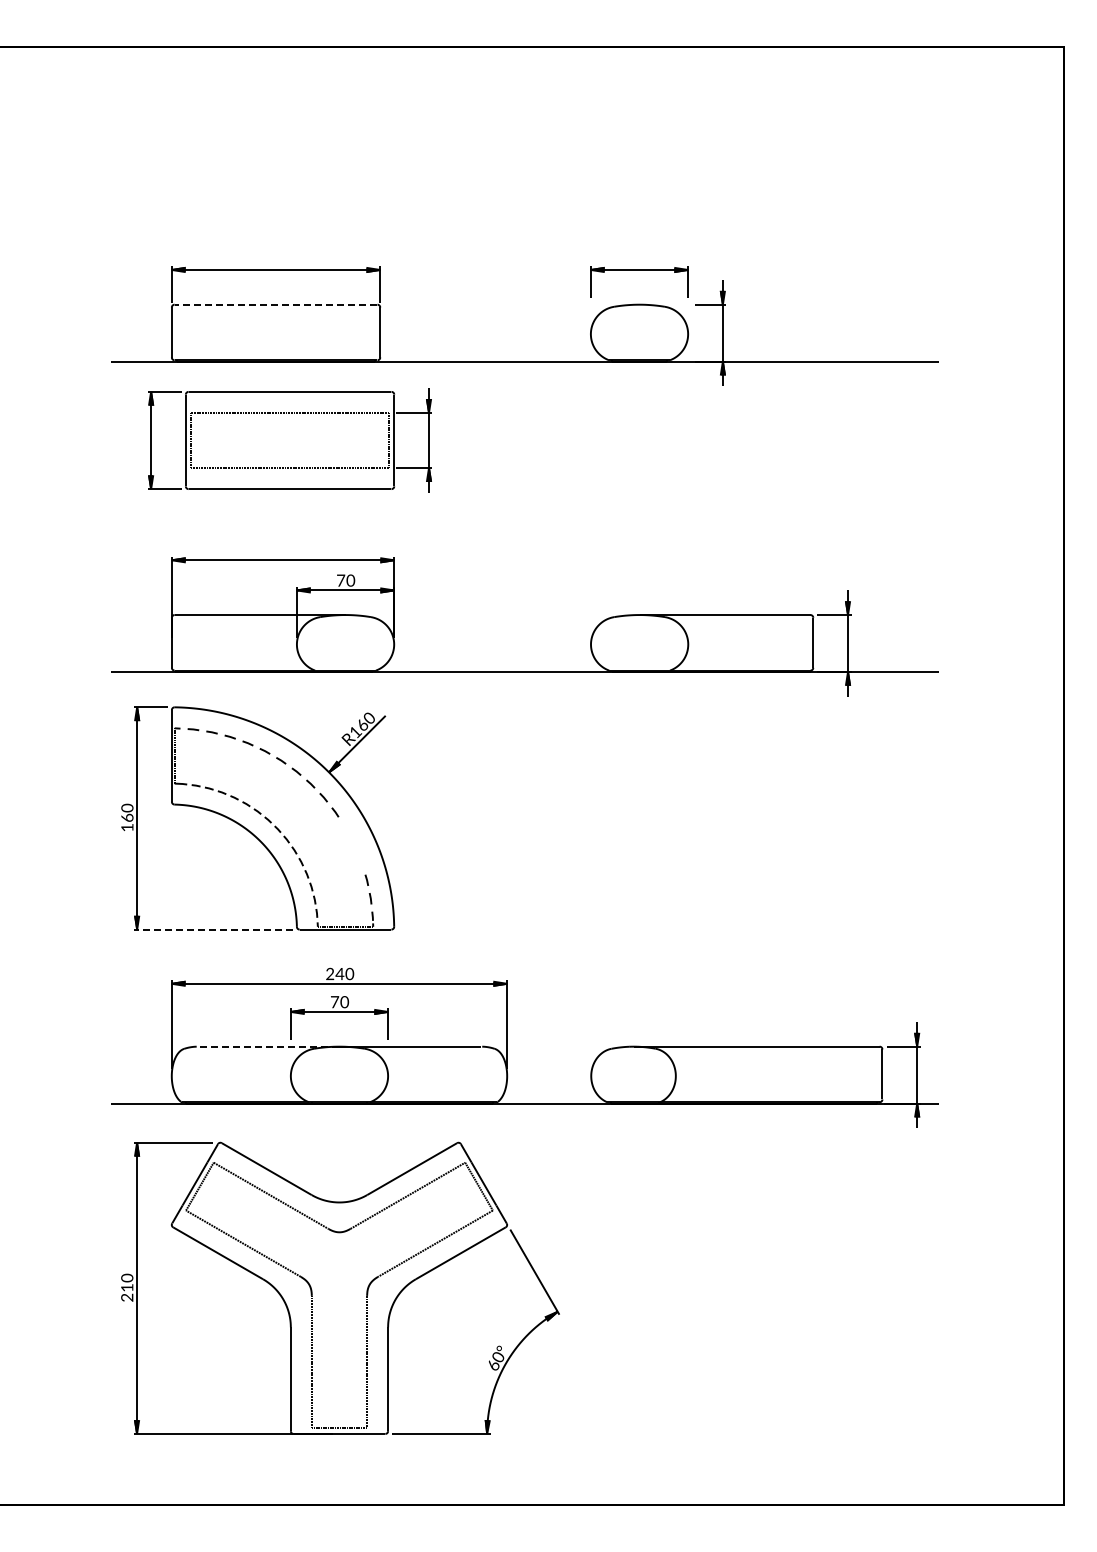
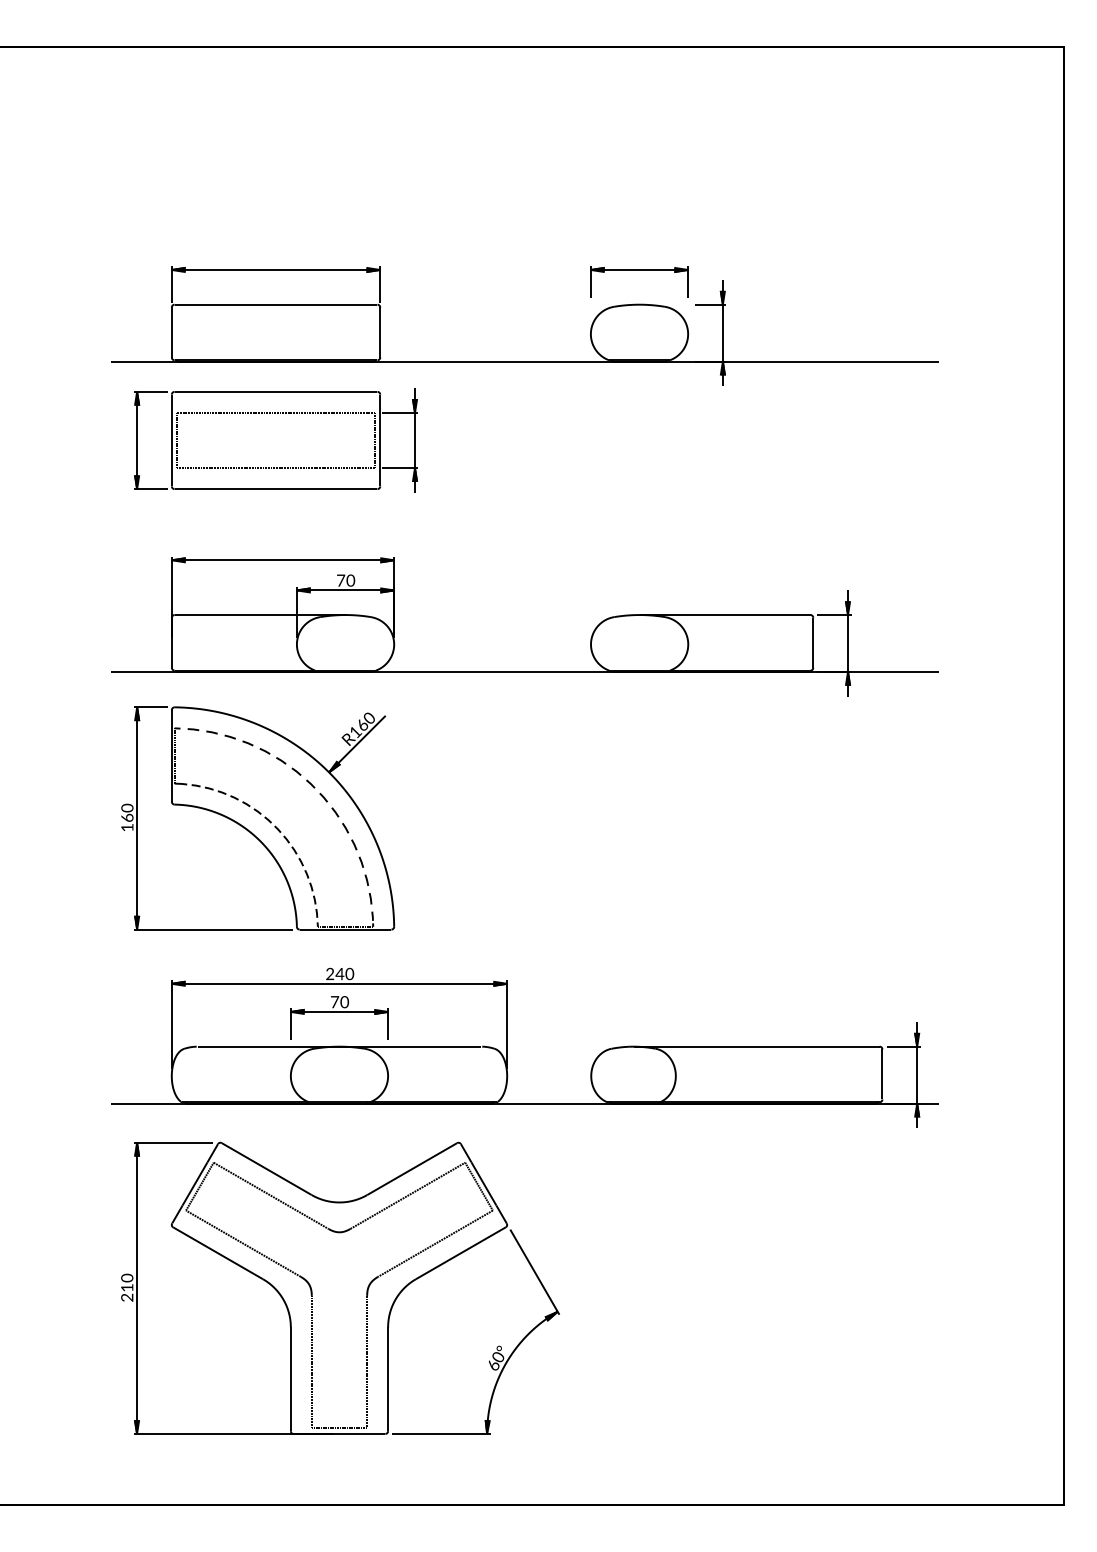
line: dashed -> solid (275, 304)
part position: (289, 440) -> (275, 440) (275, 440)
part: none -> present (352, 845)
line: dashed -> solid (213, 929)
line: dashed -> solid (268, 1046)
